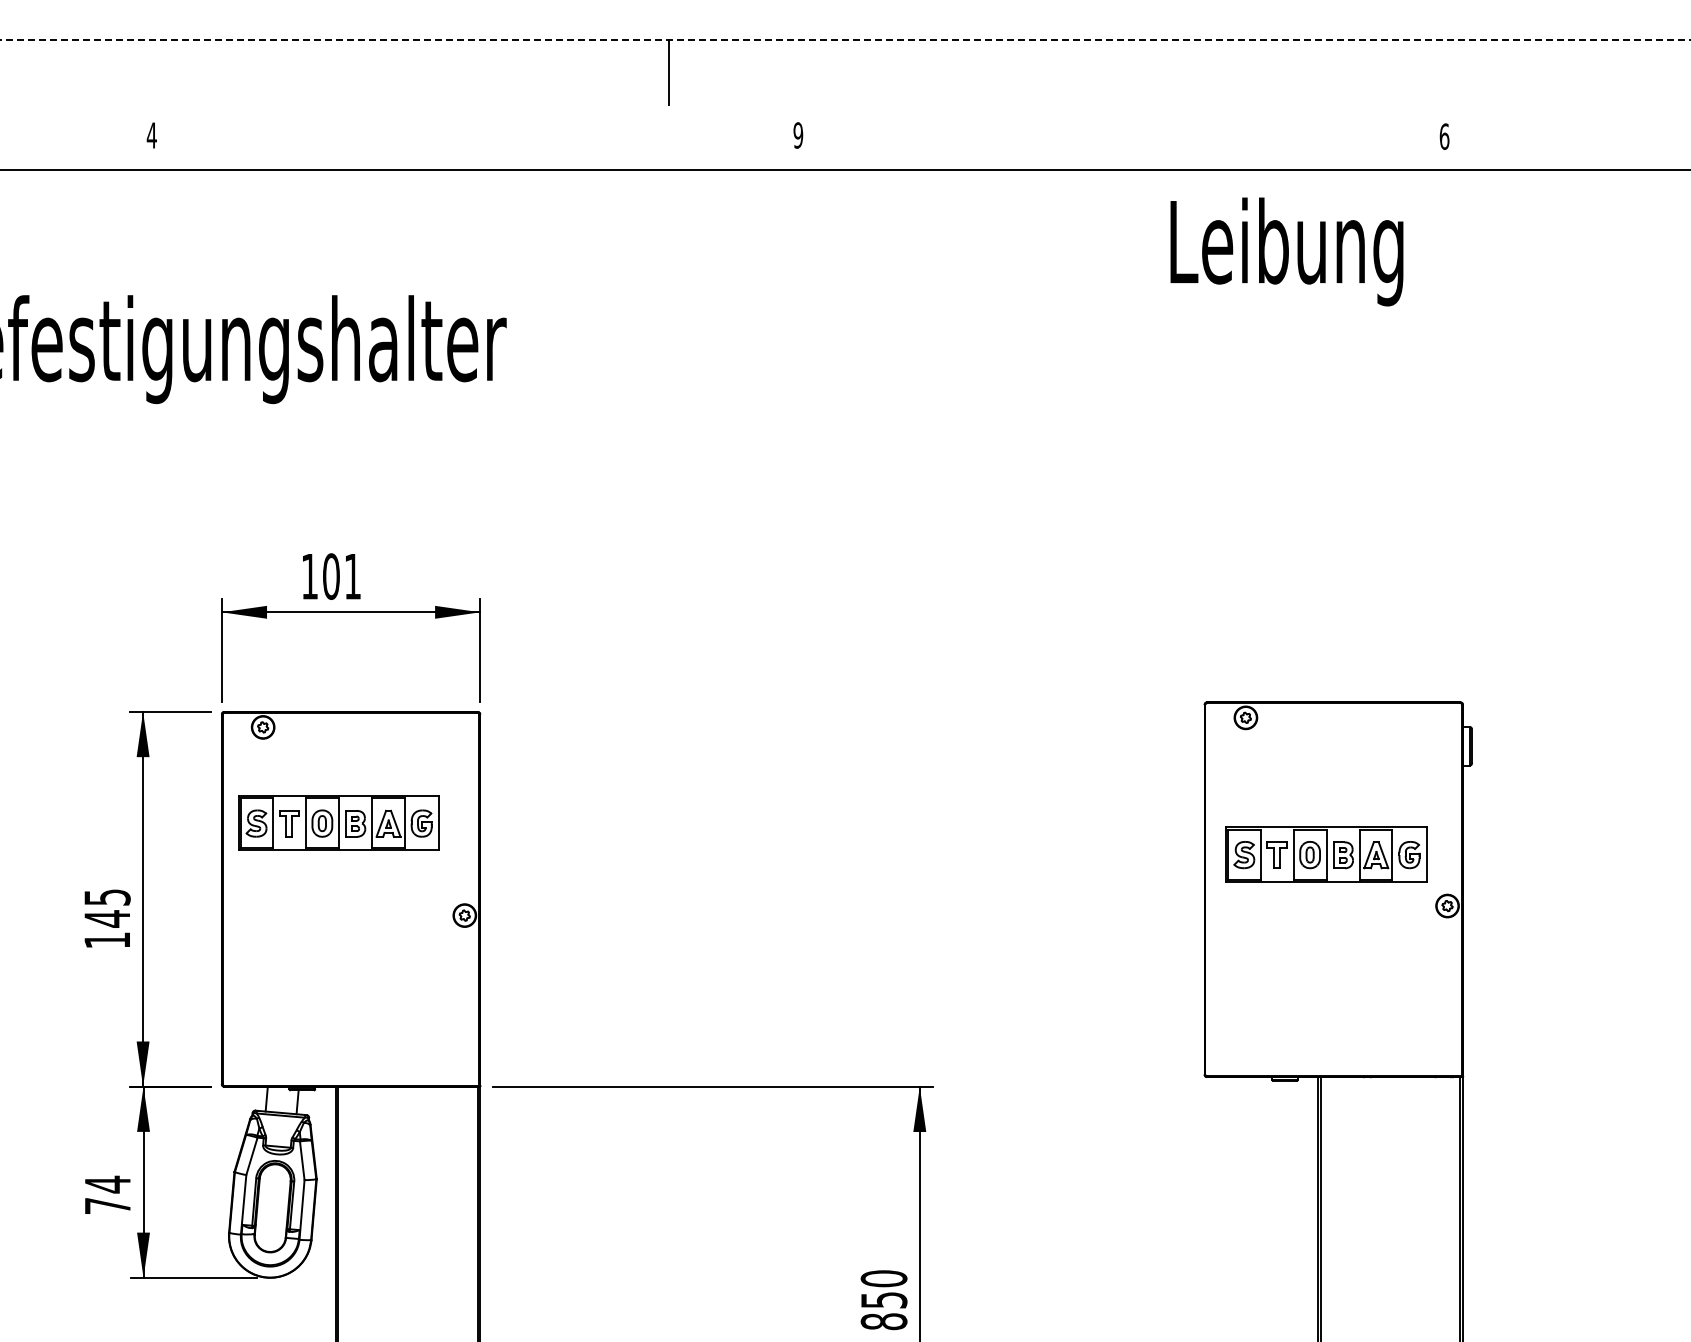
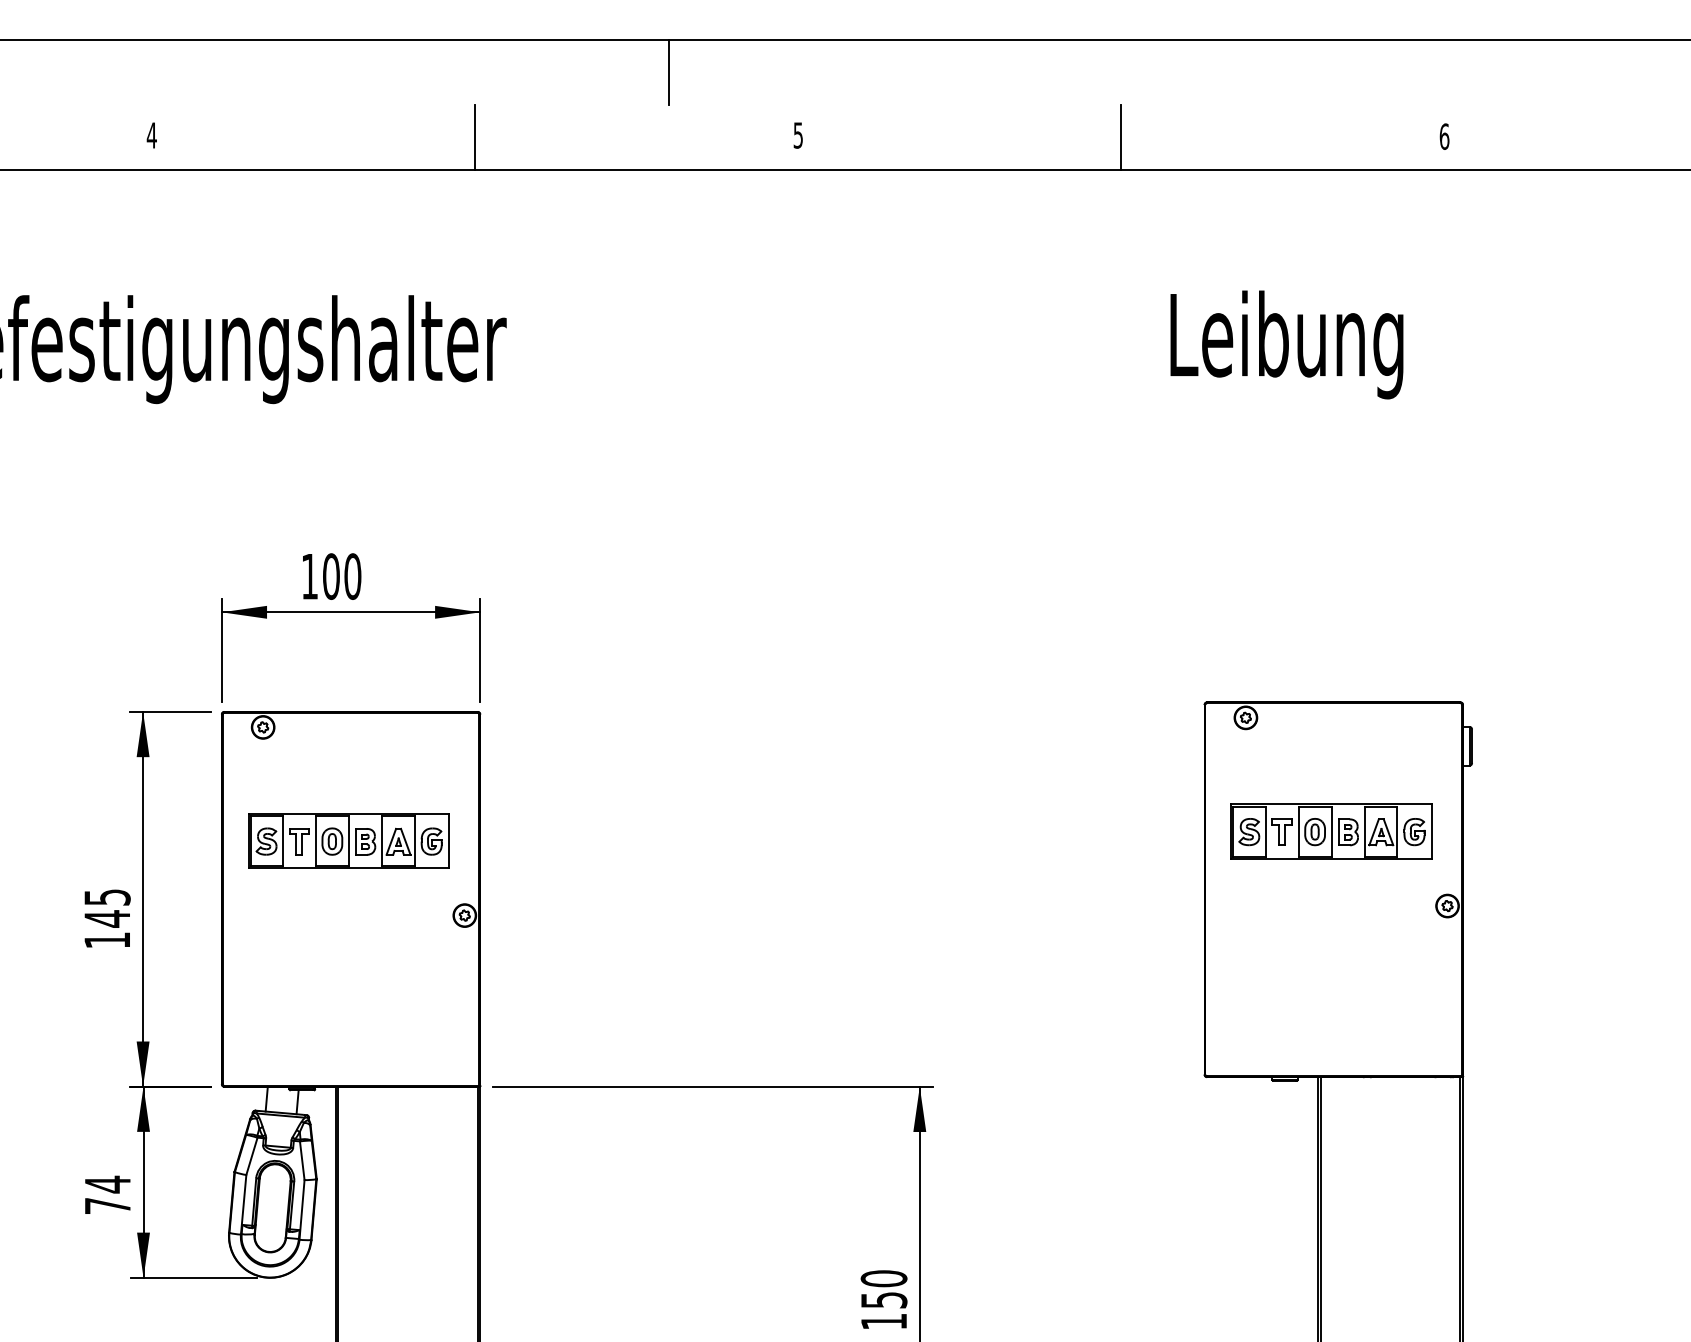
line: dashed -> solid (845, 40)
text: 9 -> 5 (798, 135)
line: none -> present (474, 136)
line: none -> present (1121, 136)
text position: (1286, 251) -> (1286, 344) (1286, 344)
text: 101 -> 100 (352, 576)
part position: (338, 822) -> (348, 840) (348, 840)
part position: (1326, 854) -> (1331, 831) (1331, 831)
text: 850 -> 150 (883, 1321)
